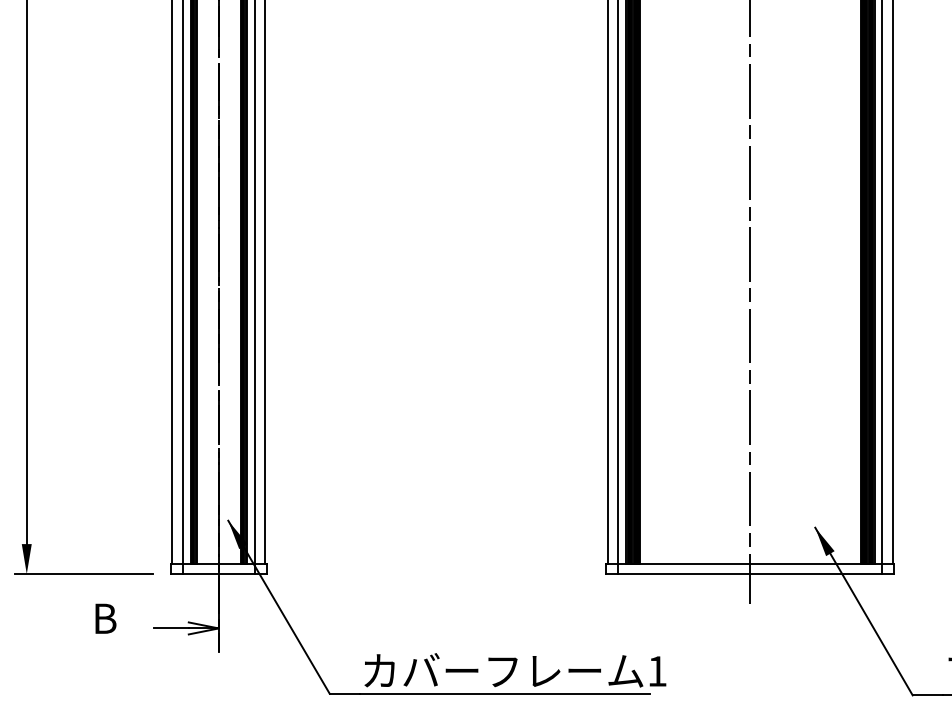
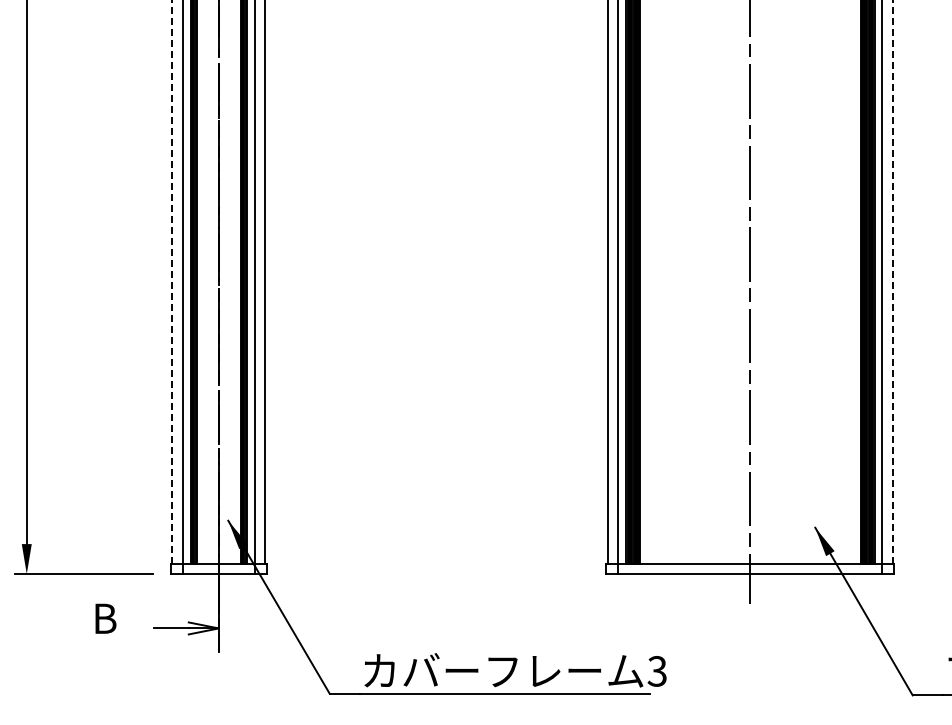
line: solid -> dashed (172, 282)
line: solid -> dashed (893, 282)
text: 1 -> 3 (656, 671)
